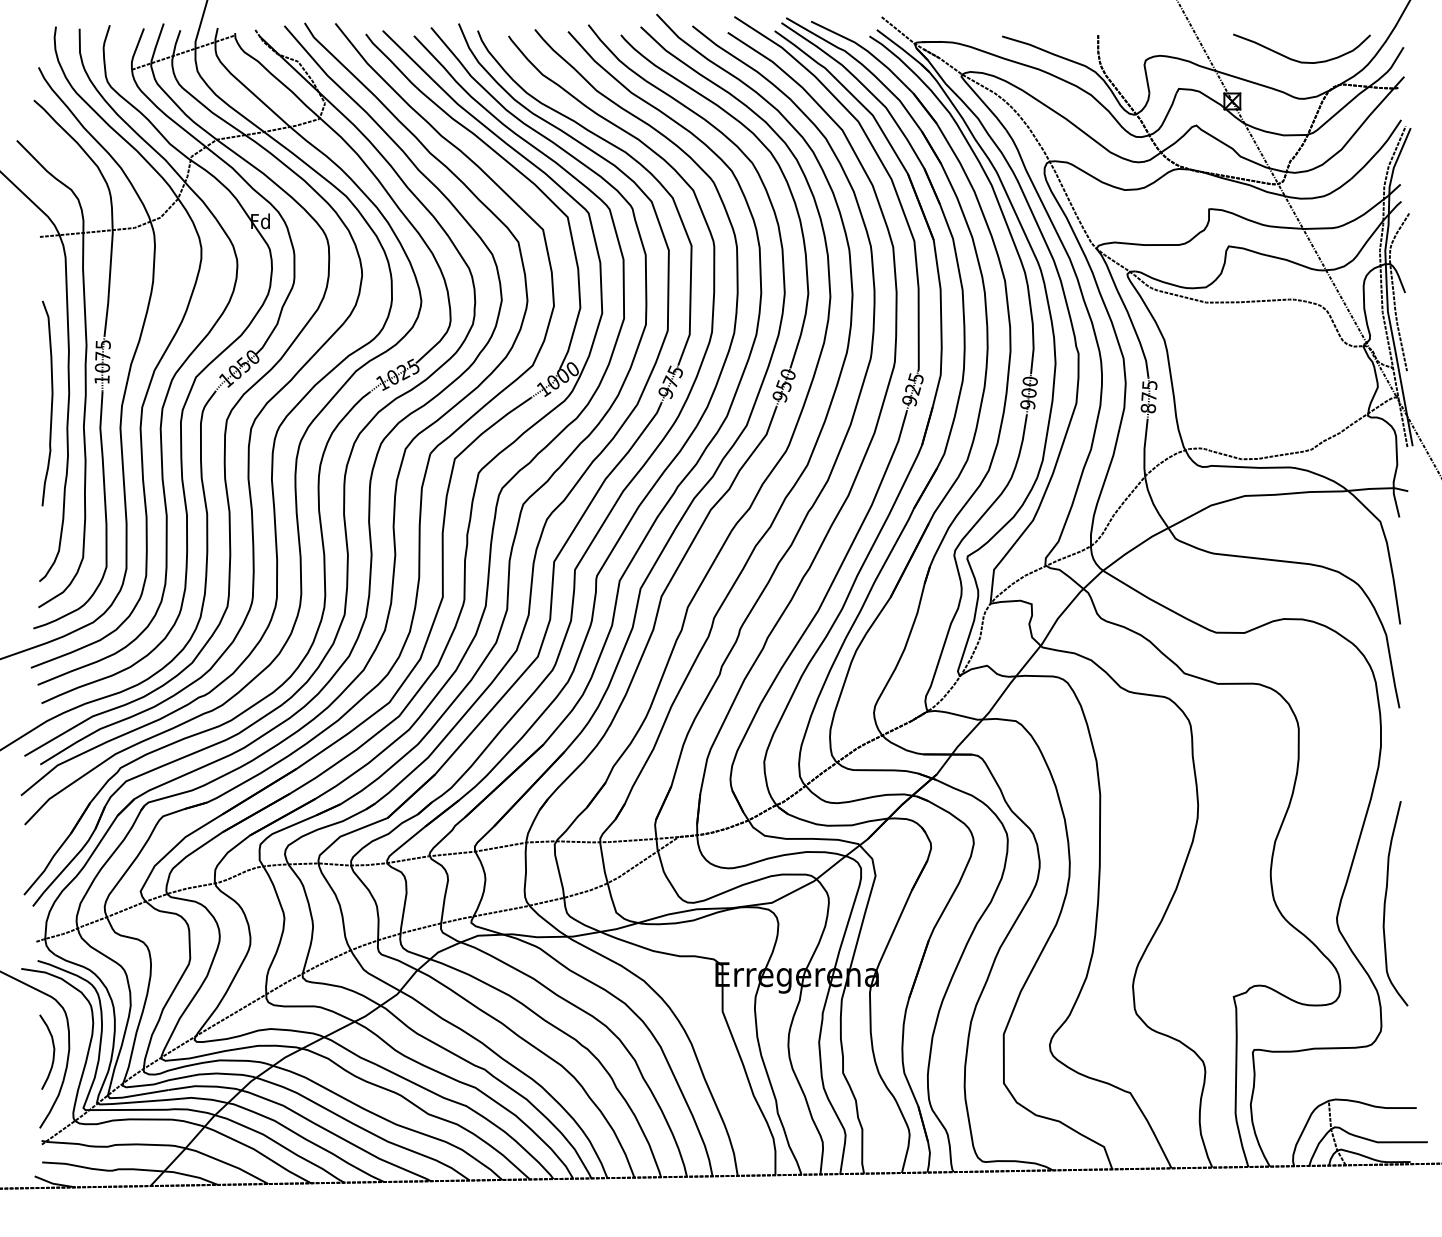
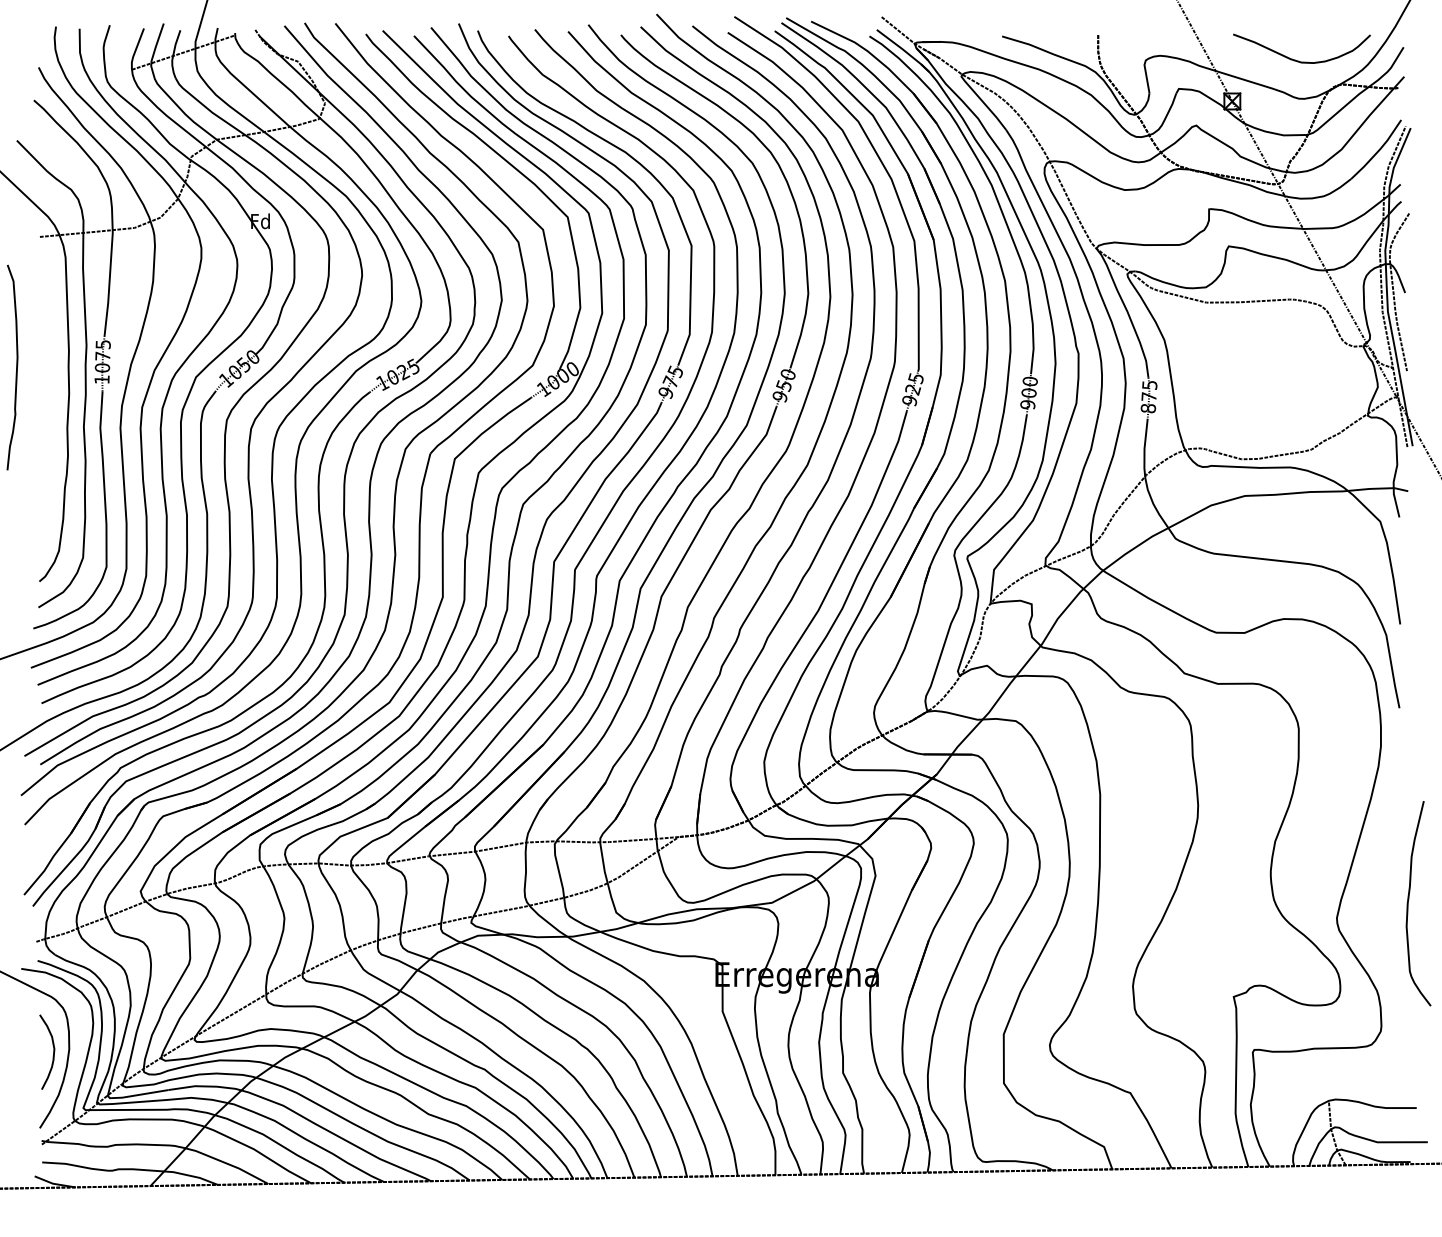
curve position: (51, 403) -> (16, 367) (16, 367)
curve position: (1386, 899) -> (1409, 899) (1409, 899)
